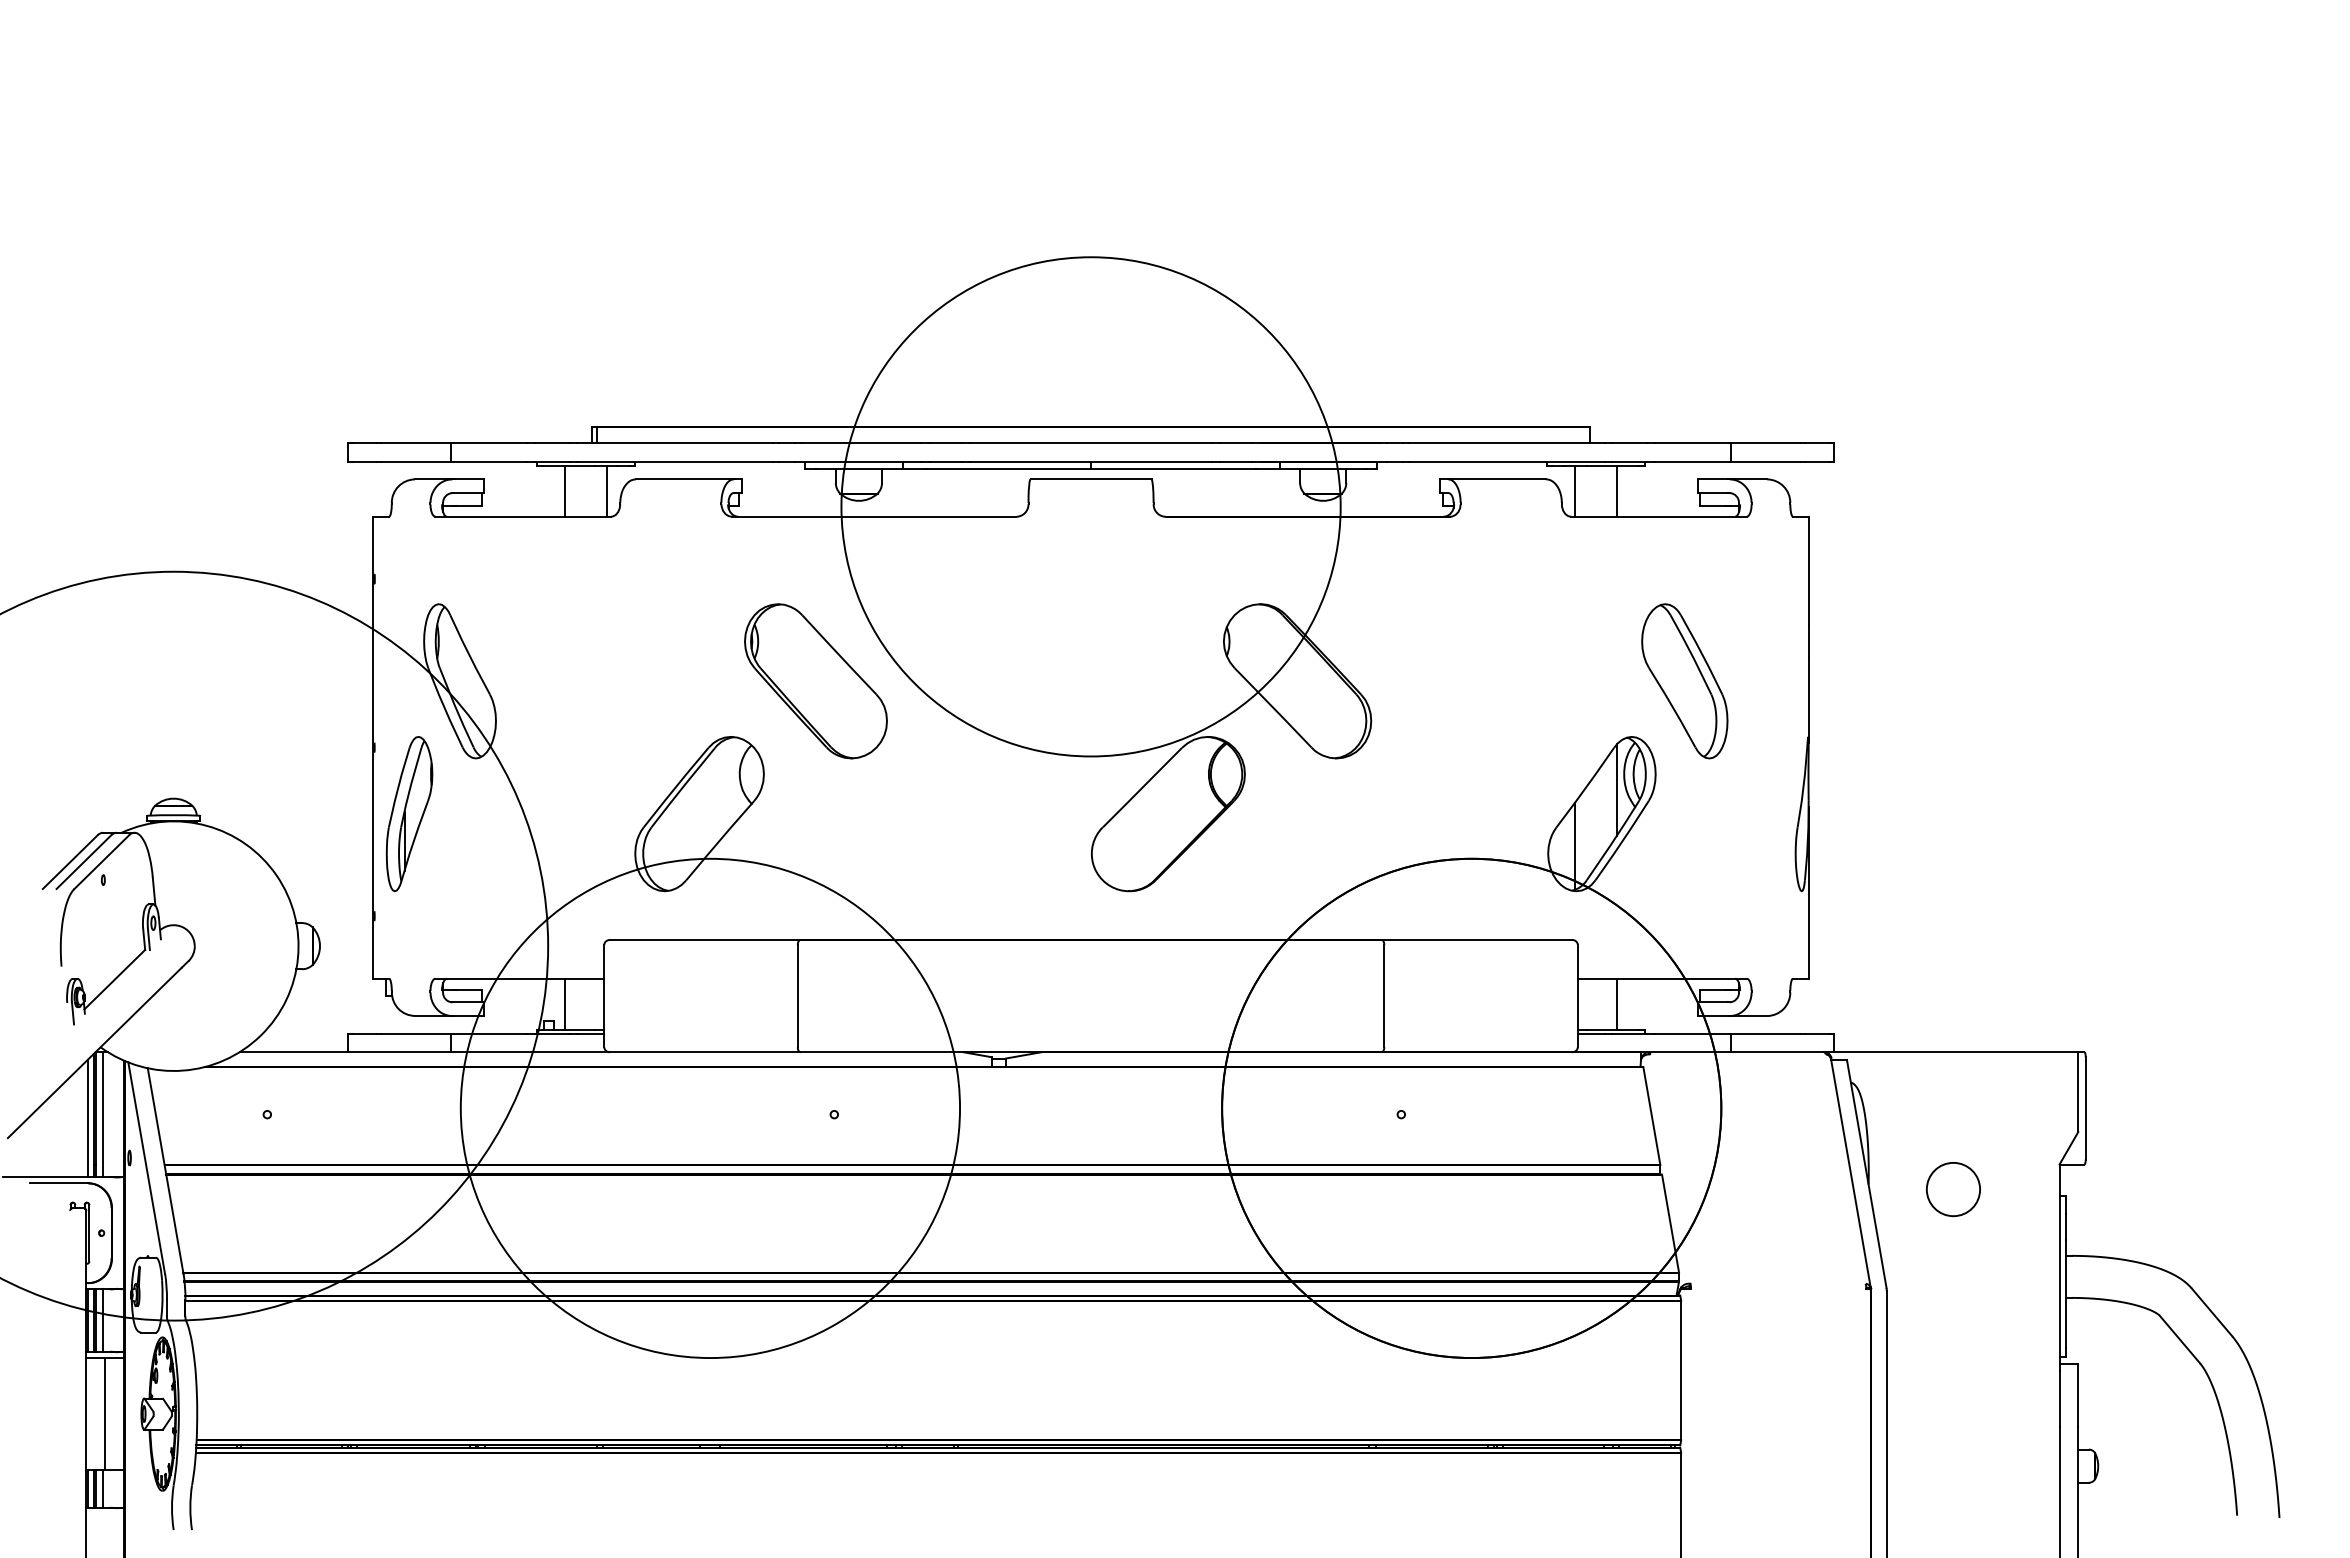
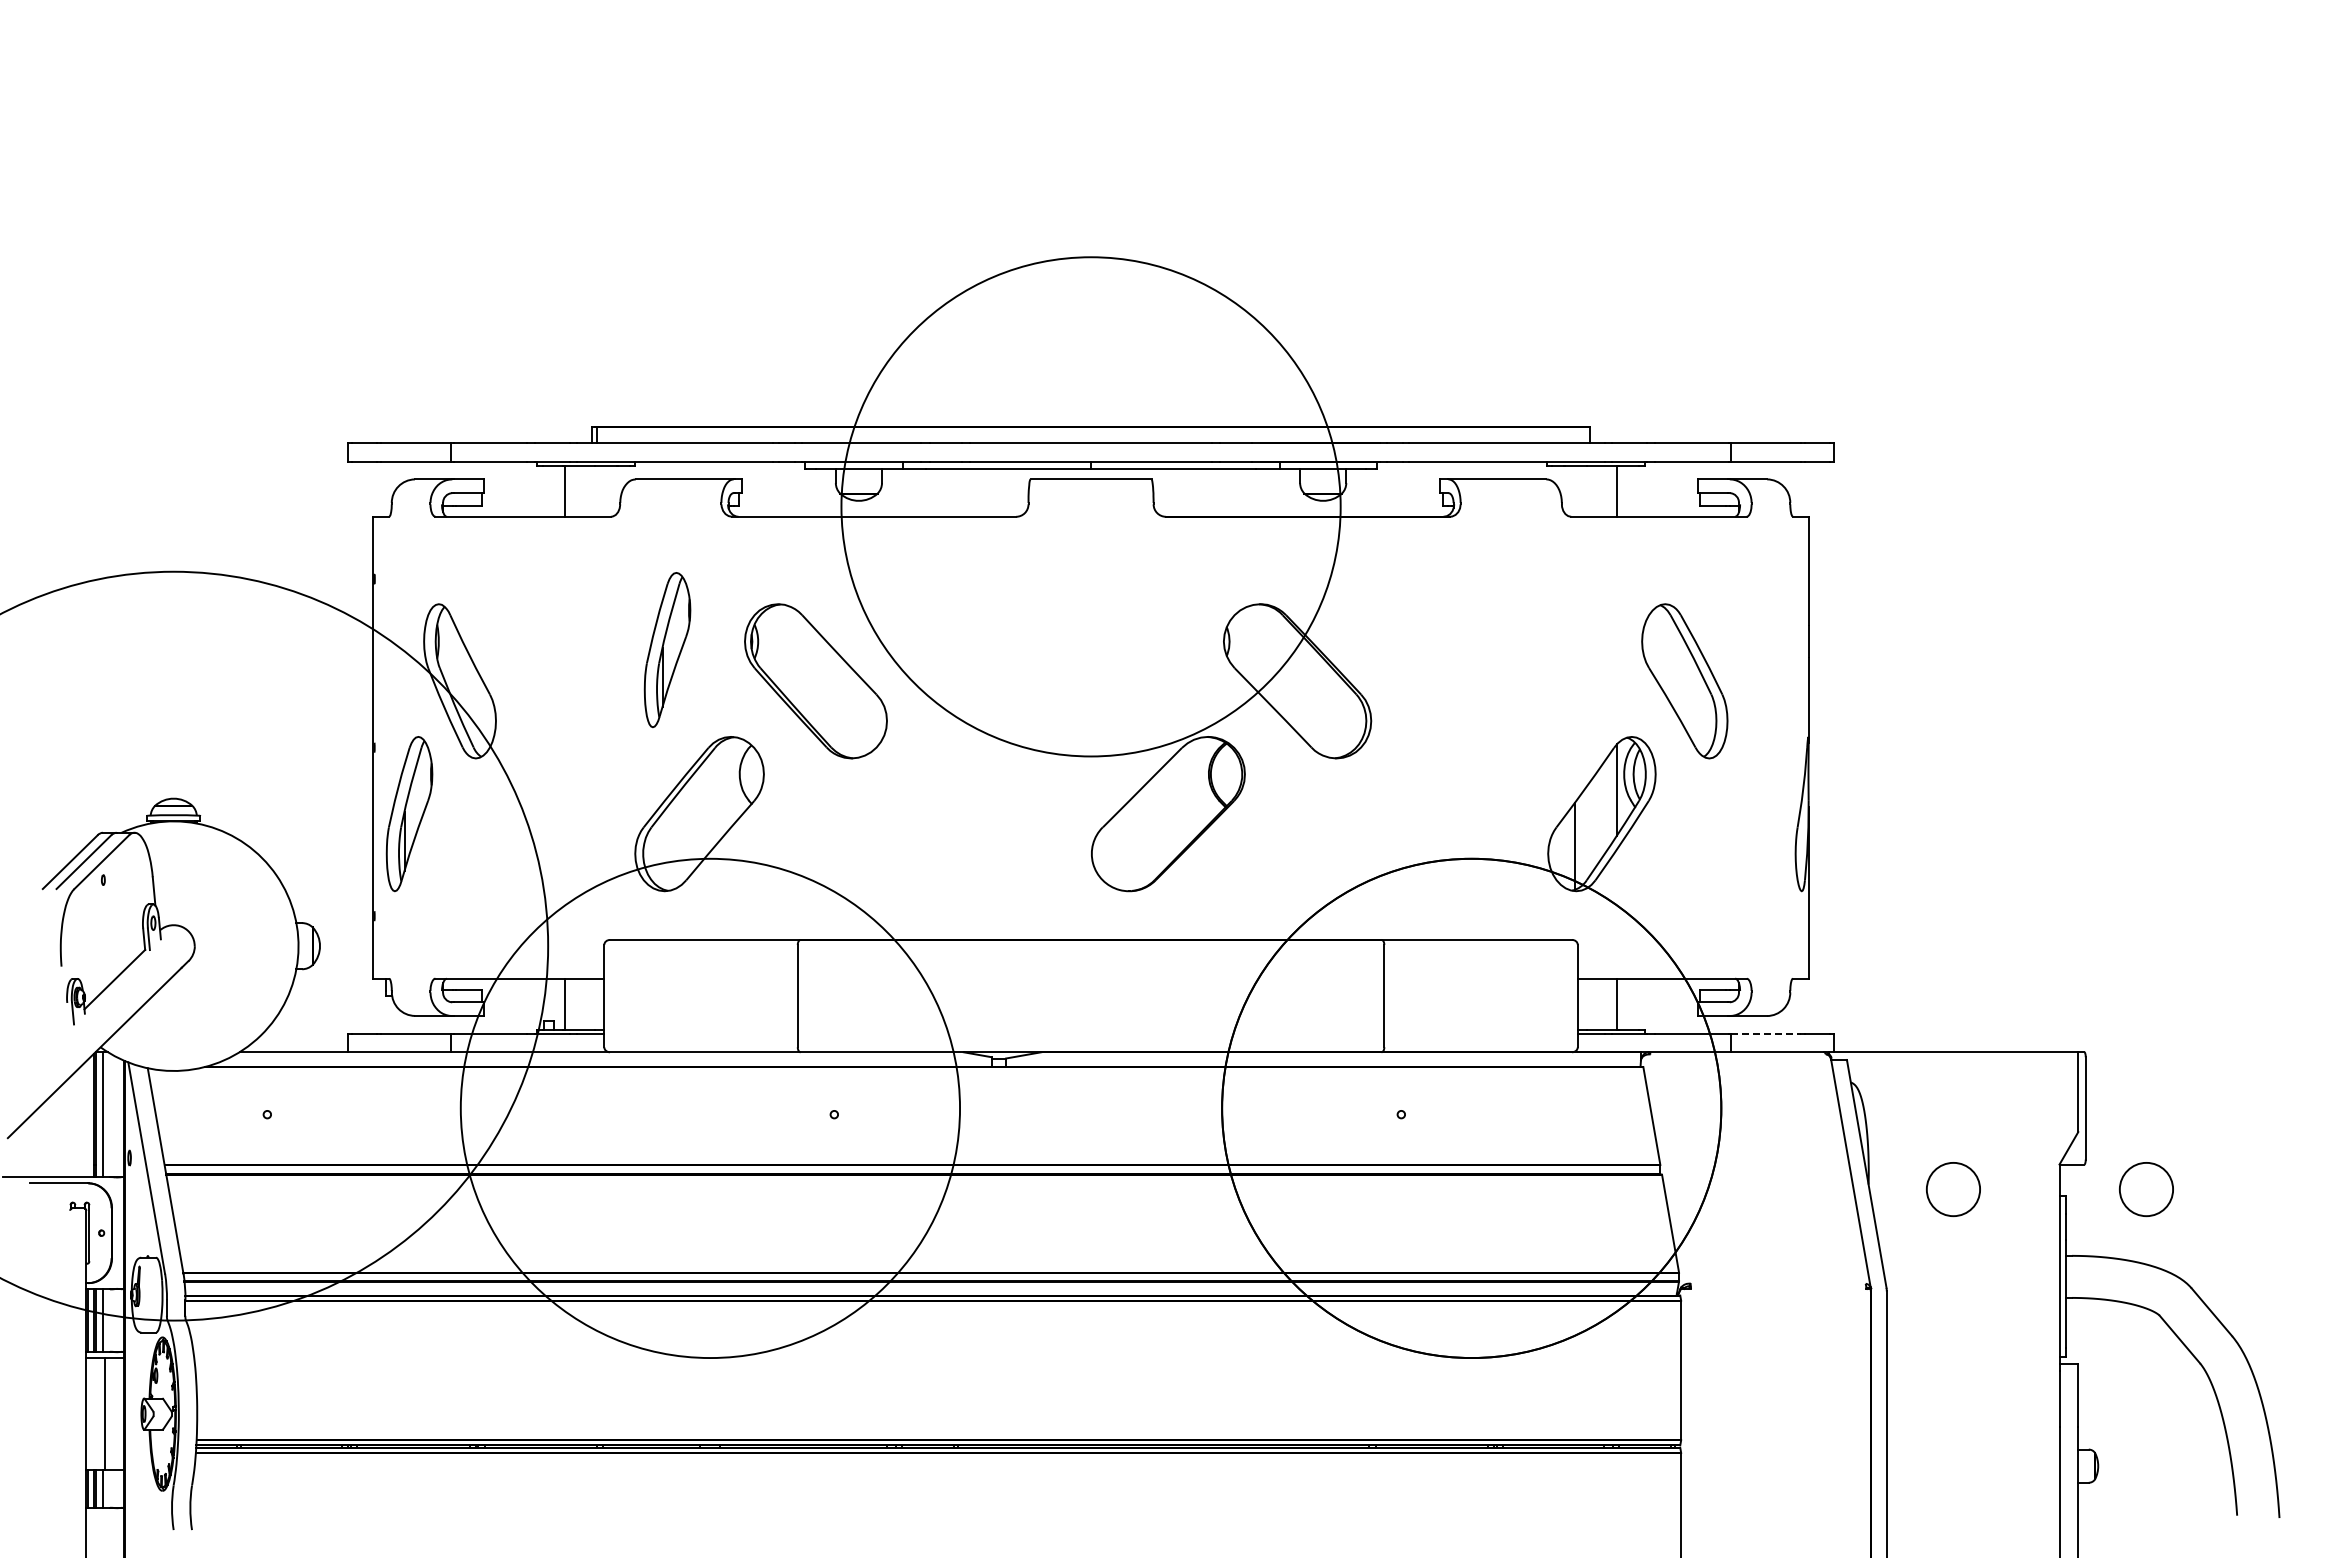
line: present -> none (607, 490)
line: present -> none (1574, 490)
part: none -> present (667, 650)
line: solid -> dashed (1766, 1033)
line: present -> none (87, 1118)
circle: none -> present (2146, 1189)
